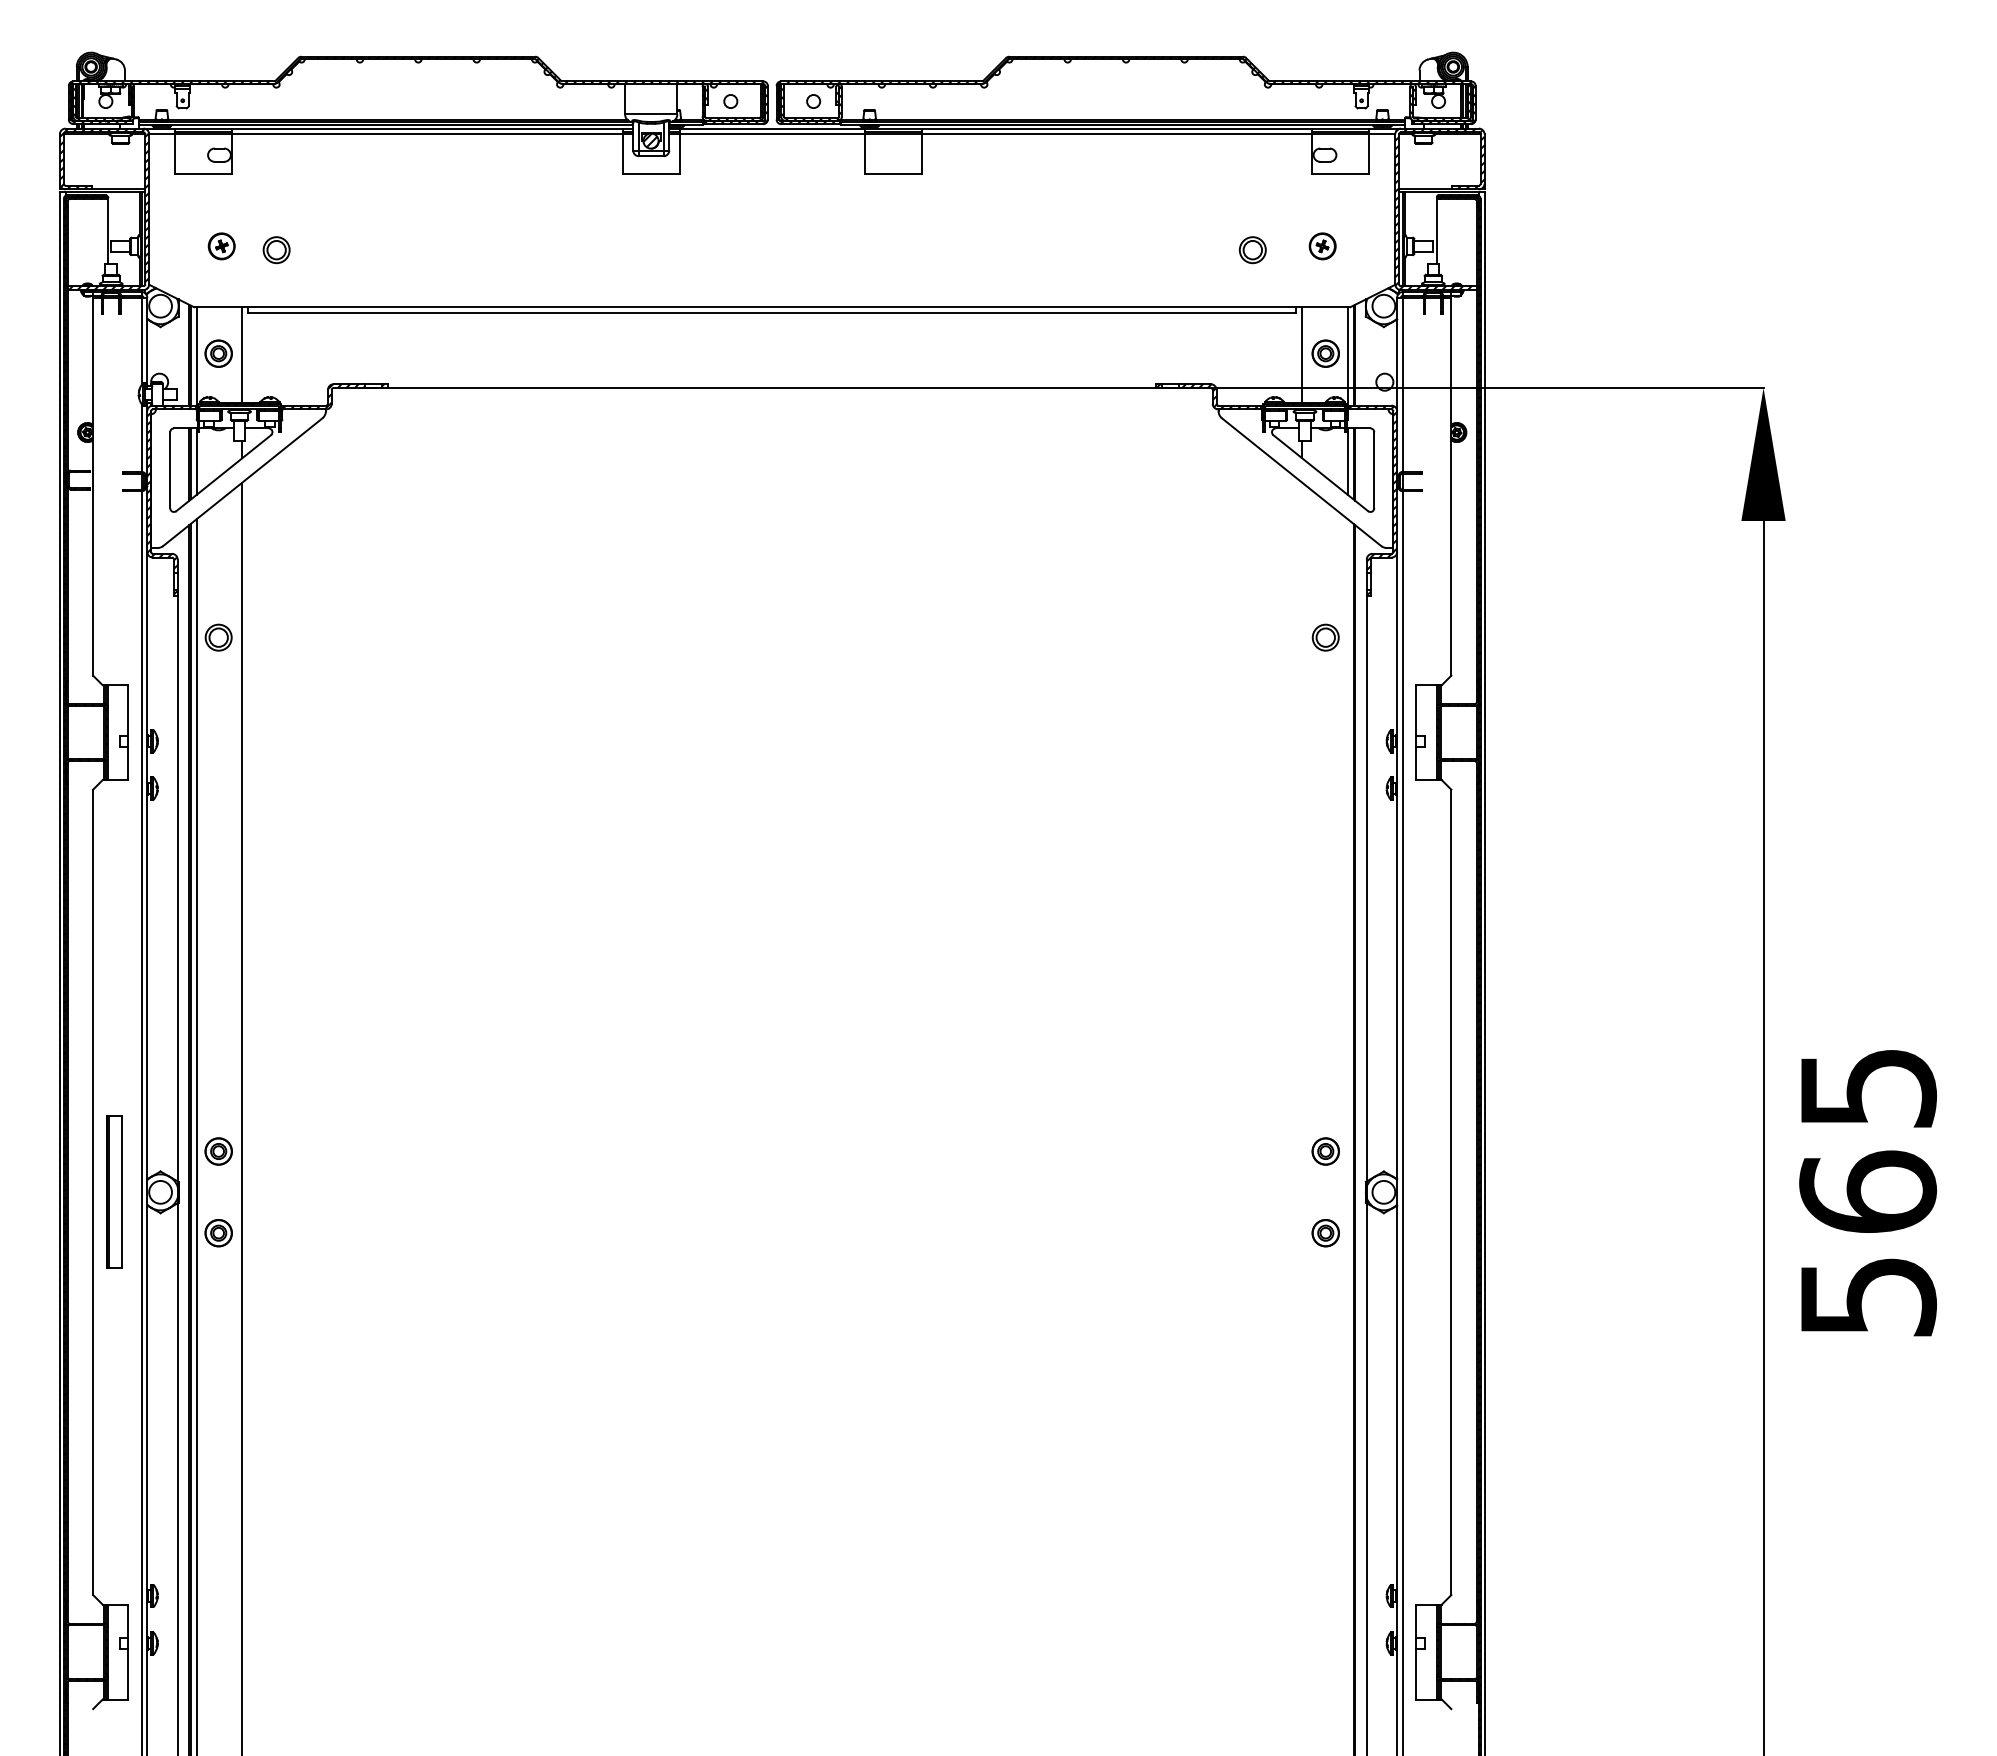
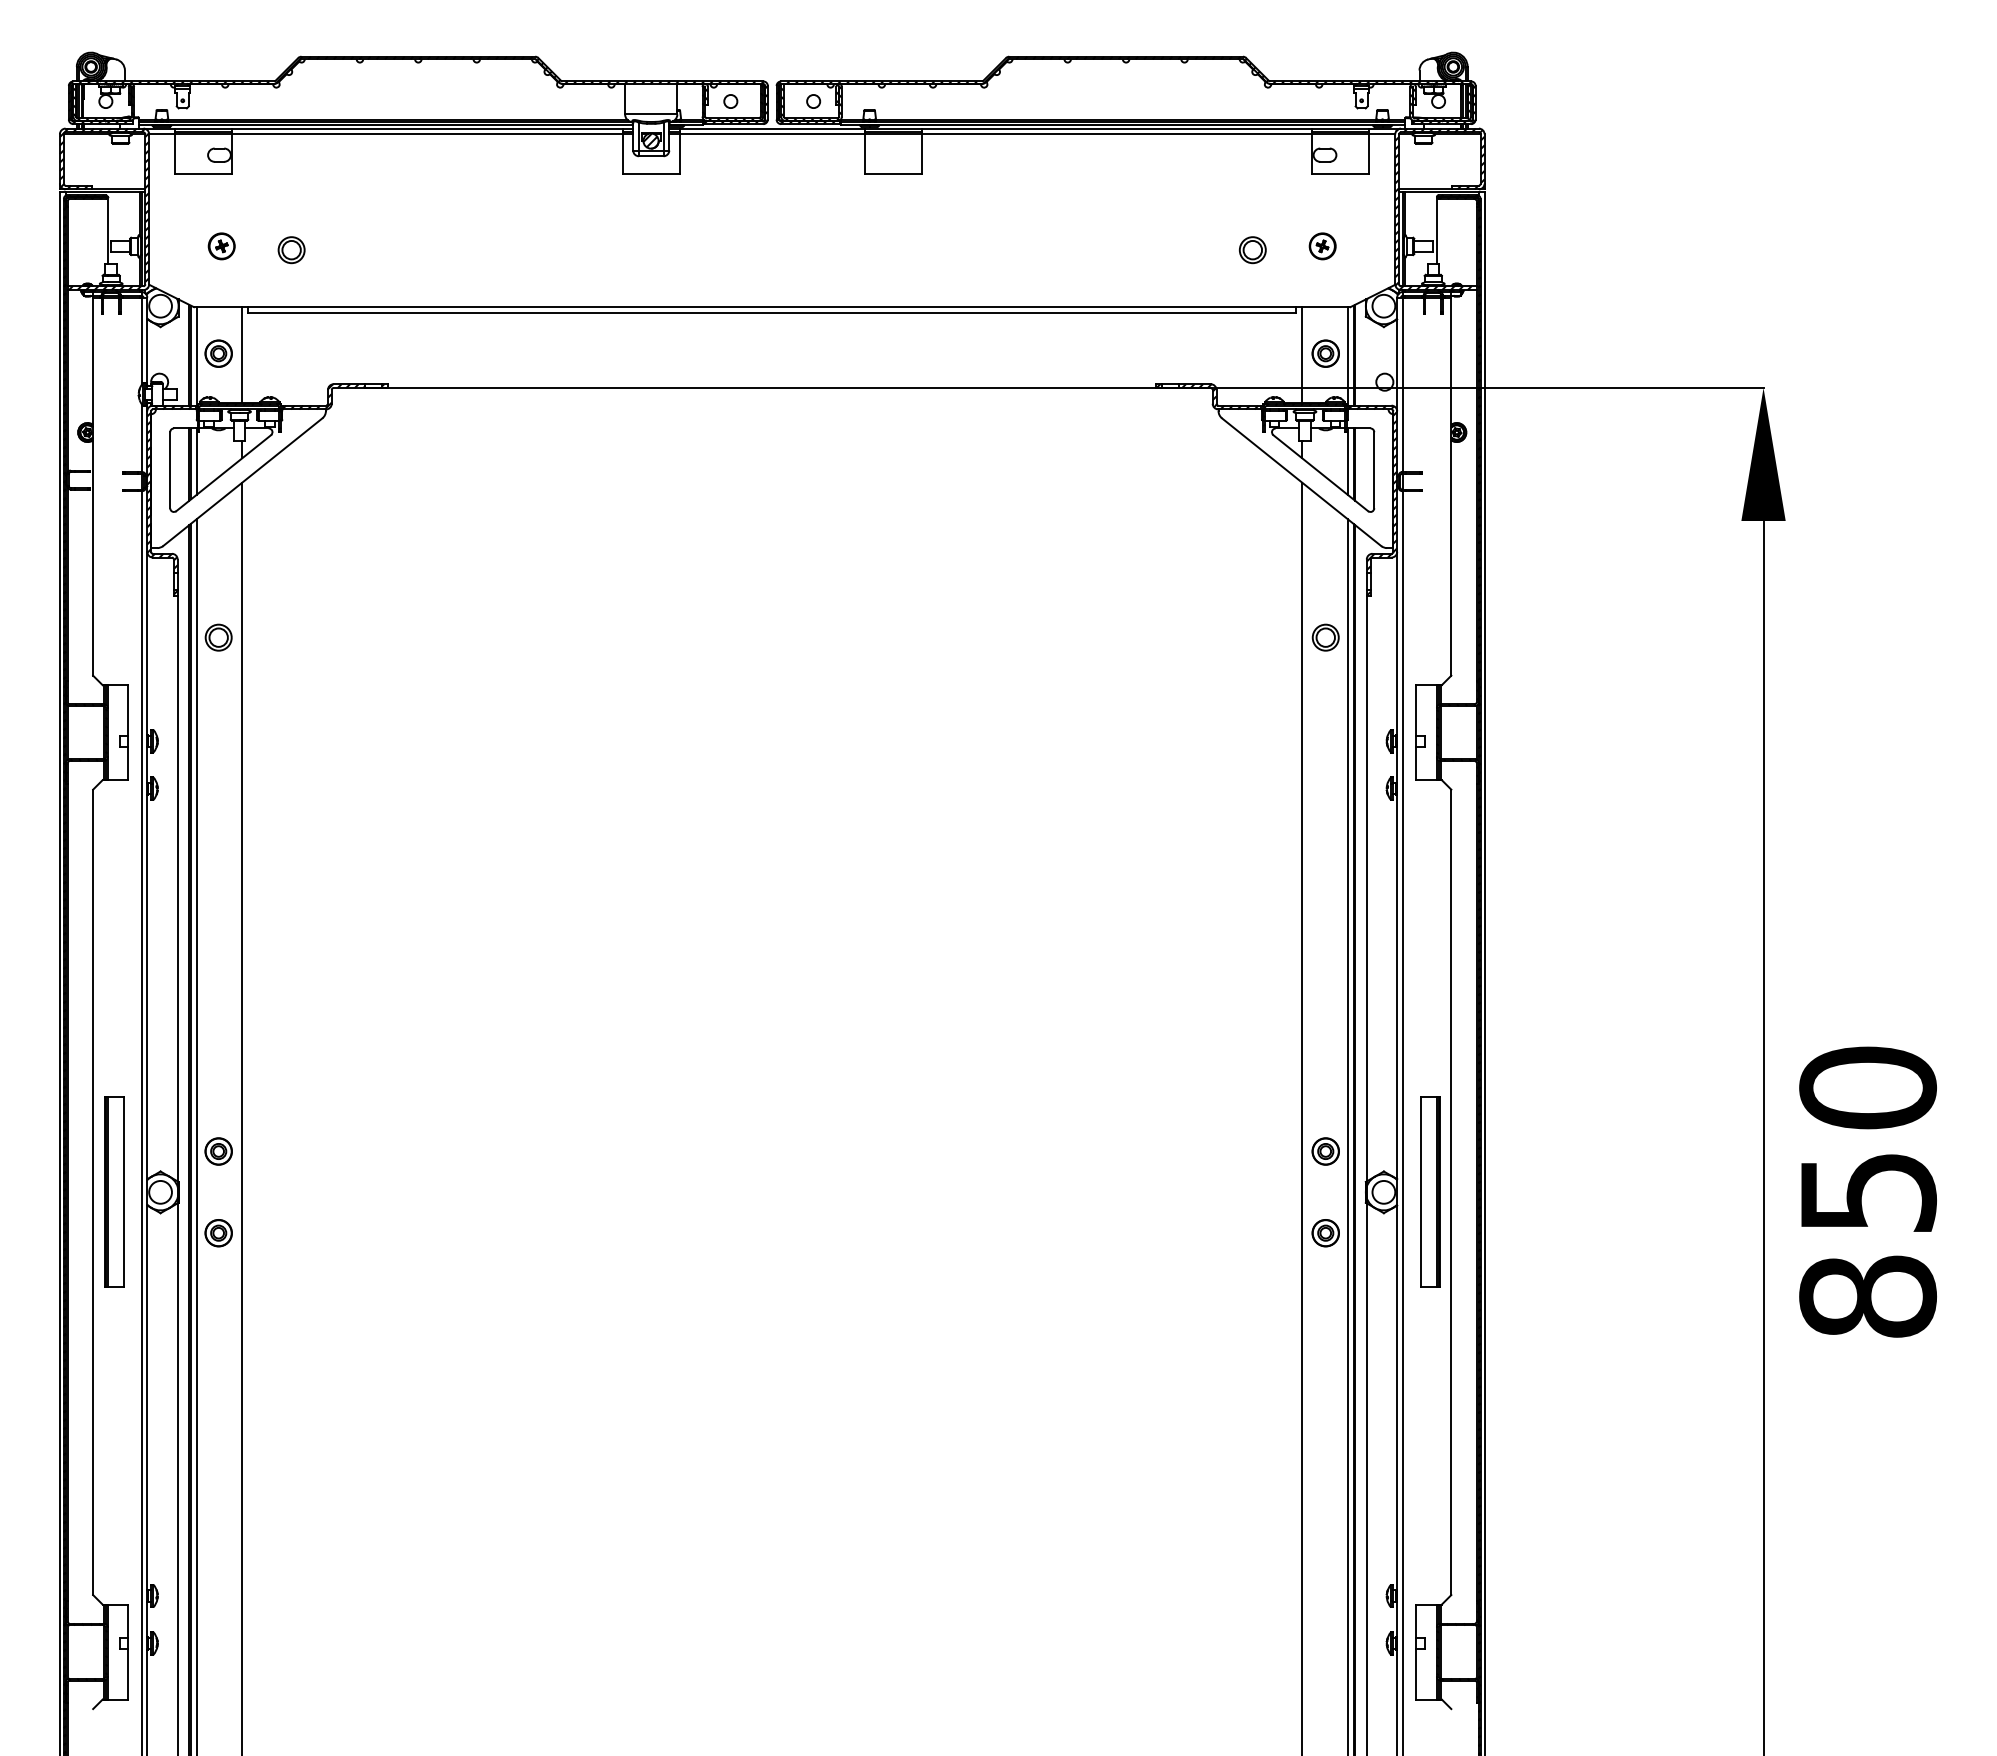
part position: (276, 250) -> (291, 250) (291, 250)
line: none -> present (1302, 1117)
line: none -> present (1347, 1135)
part size: 17x154 px -> 21x192 px (114, 1191)
part: none -> present (1430, 1191)
text: 565 -> 850 (1867, 1191)
